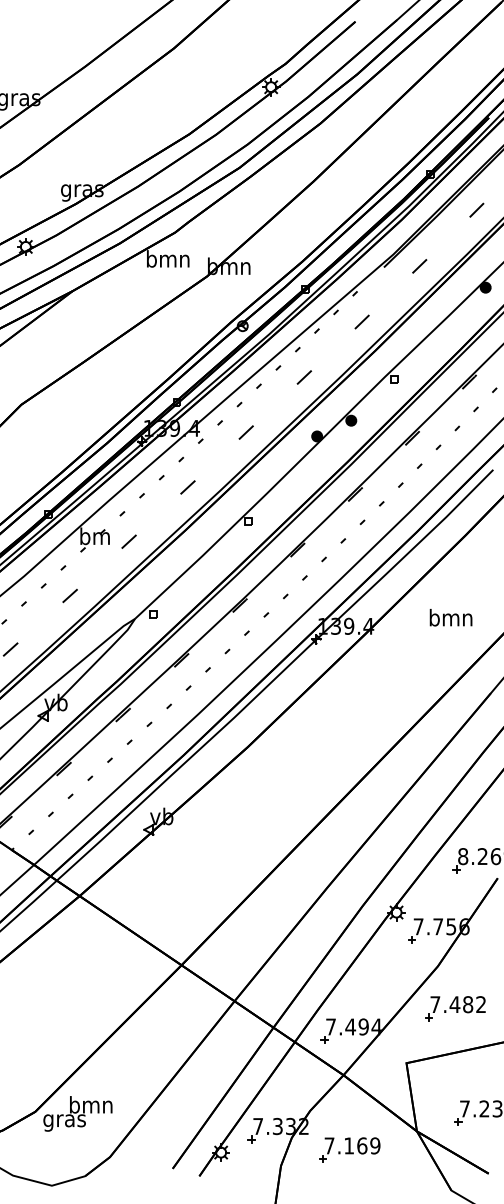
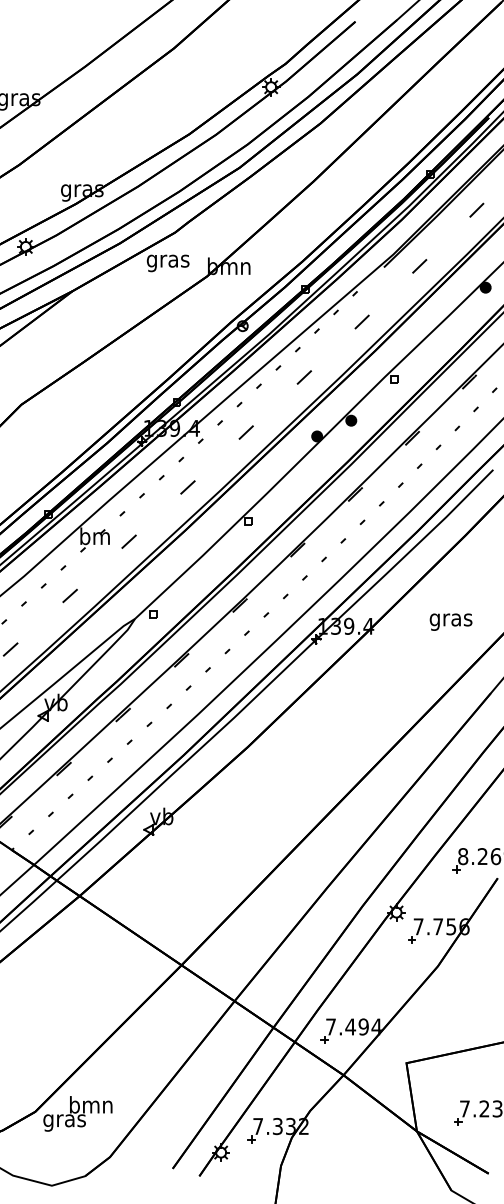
text: bmn -> gras (168, 261)
text: bmn -> gras (450, 619)
part: present -> none (455, 1008)
part: present -> none (349, 1149)
